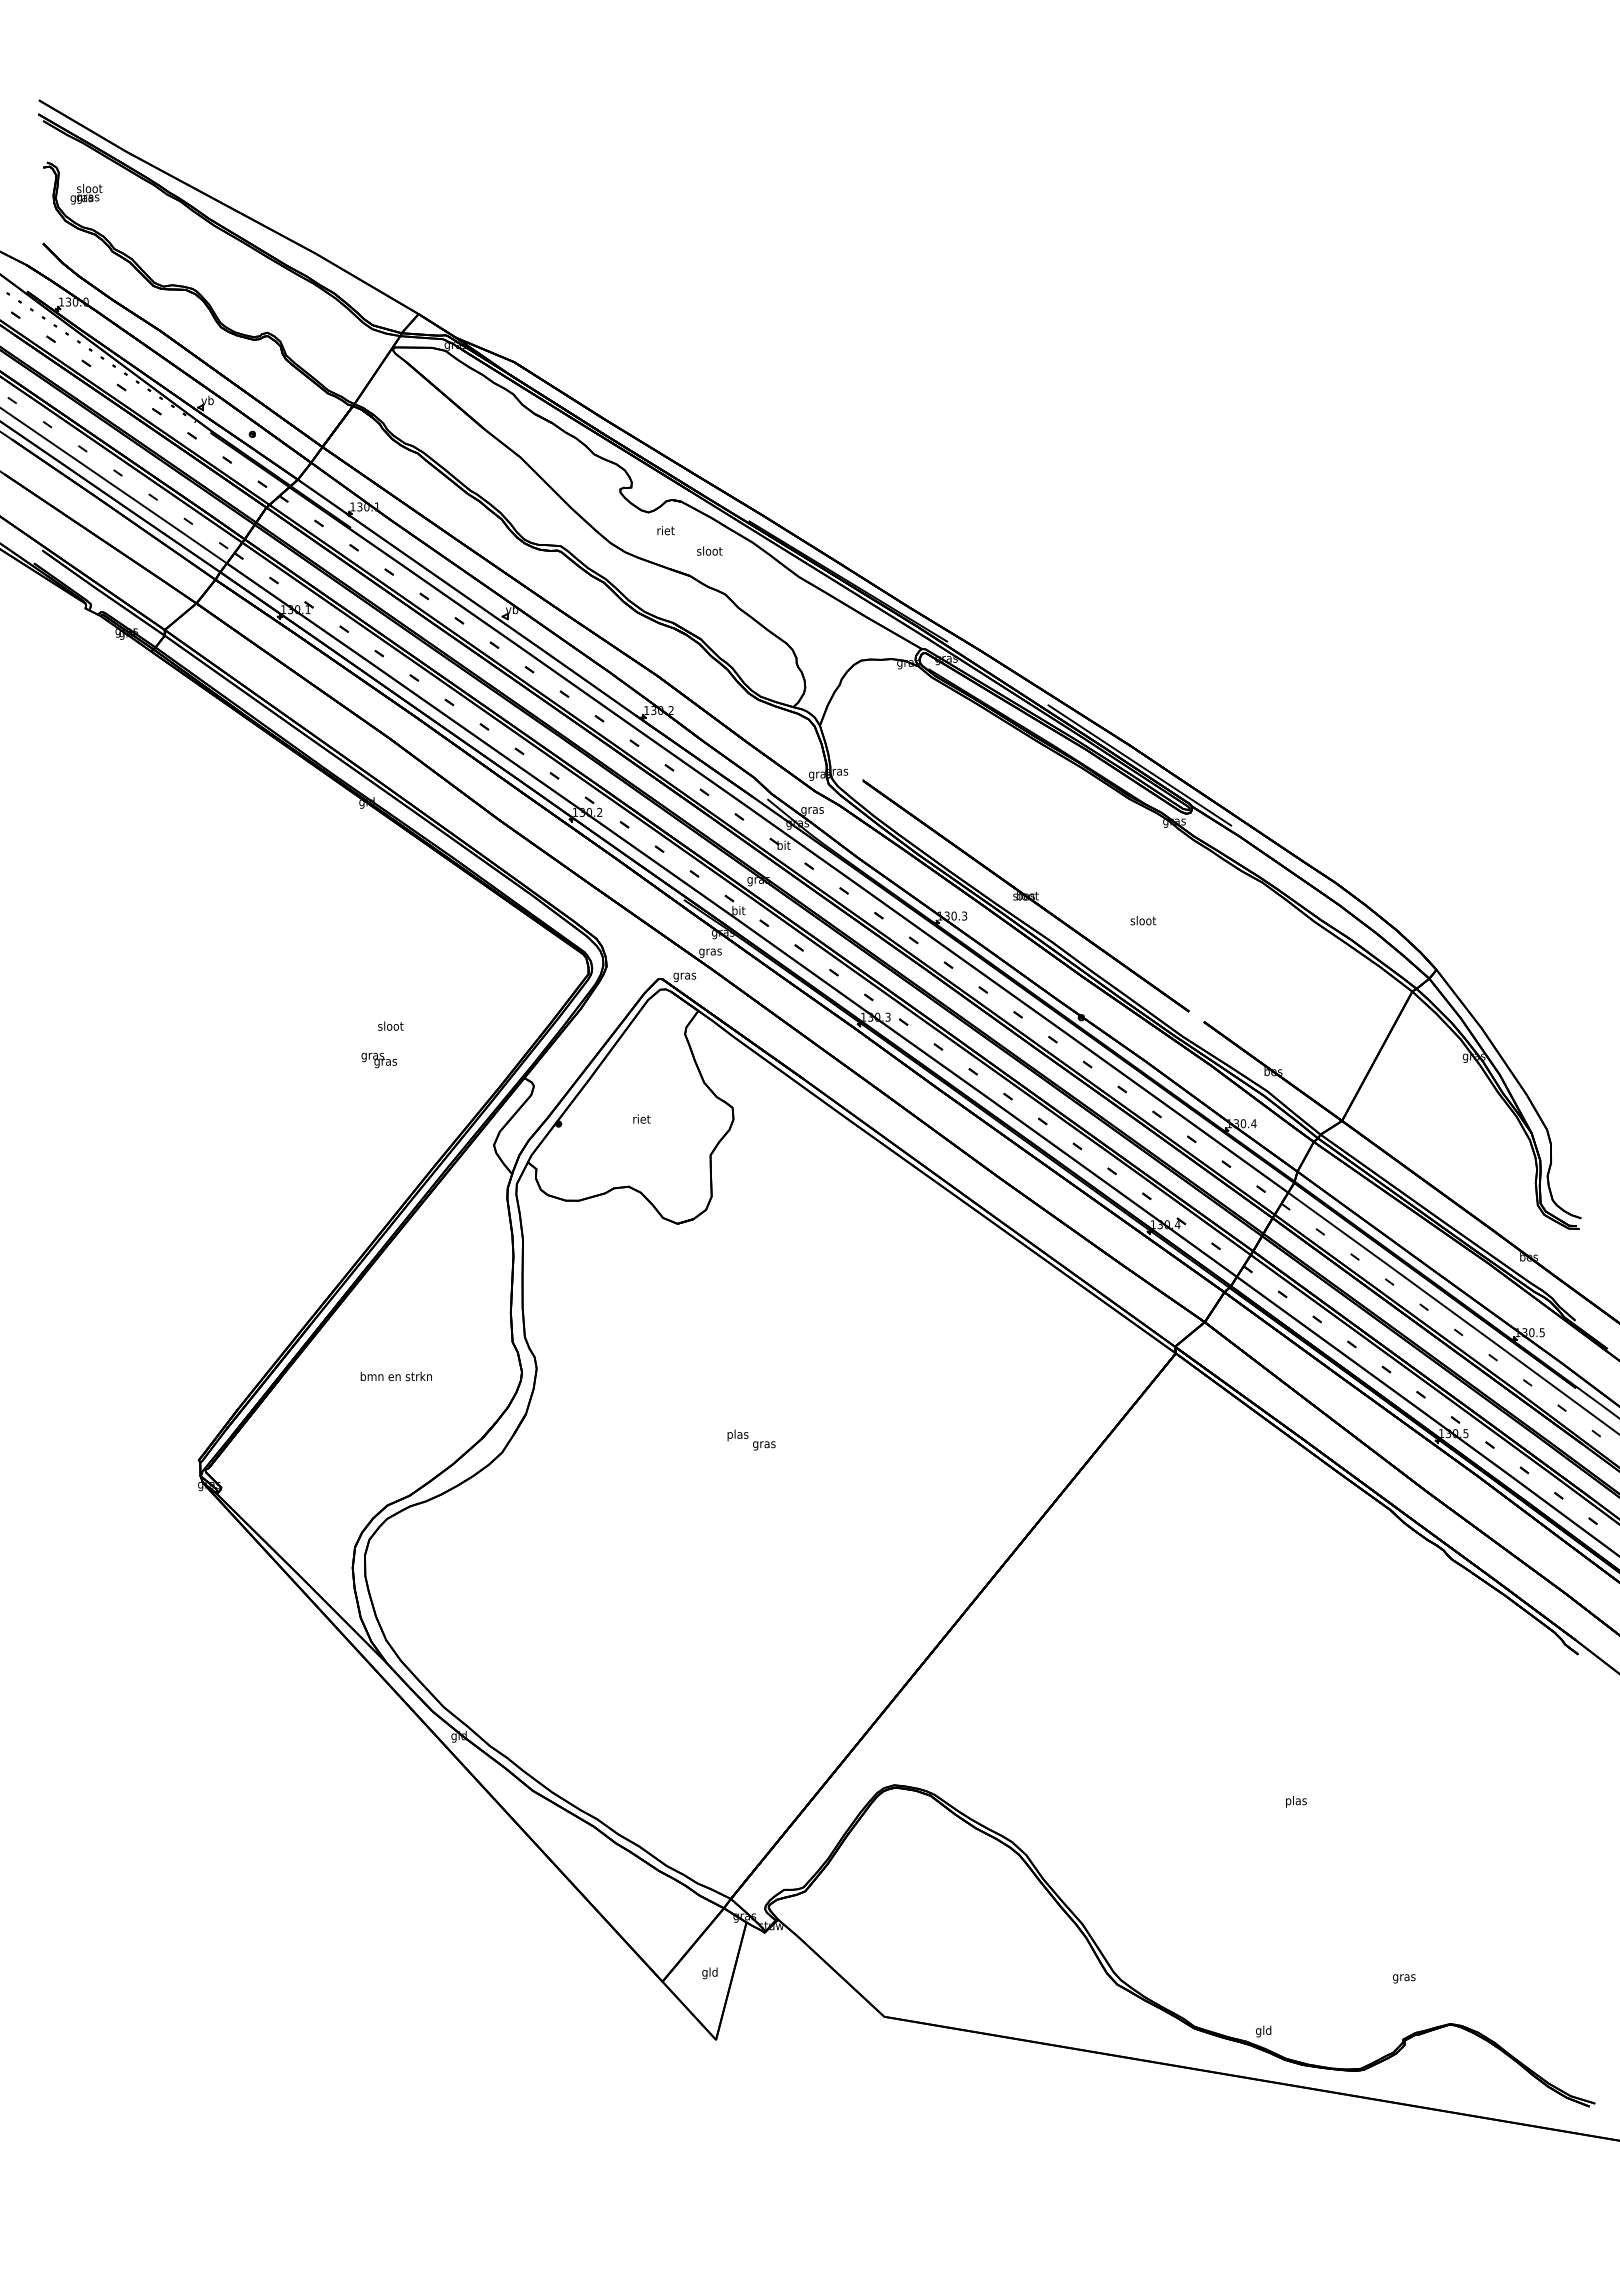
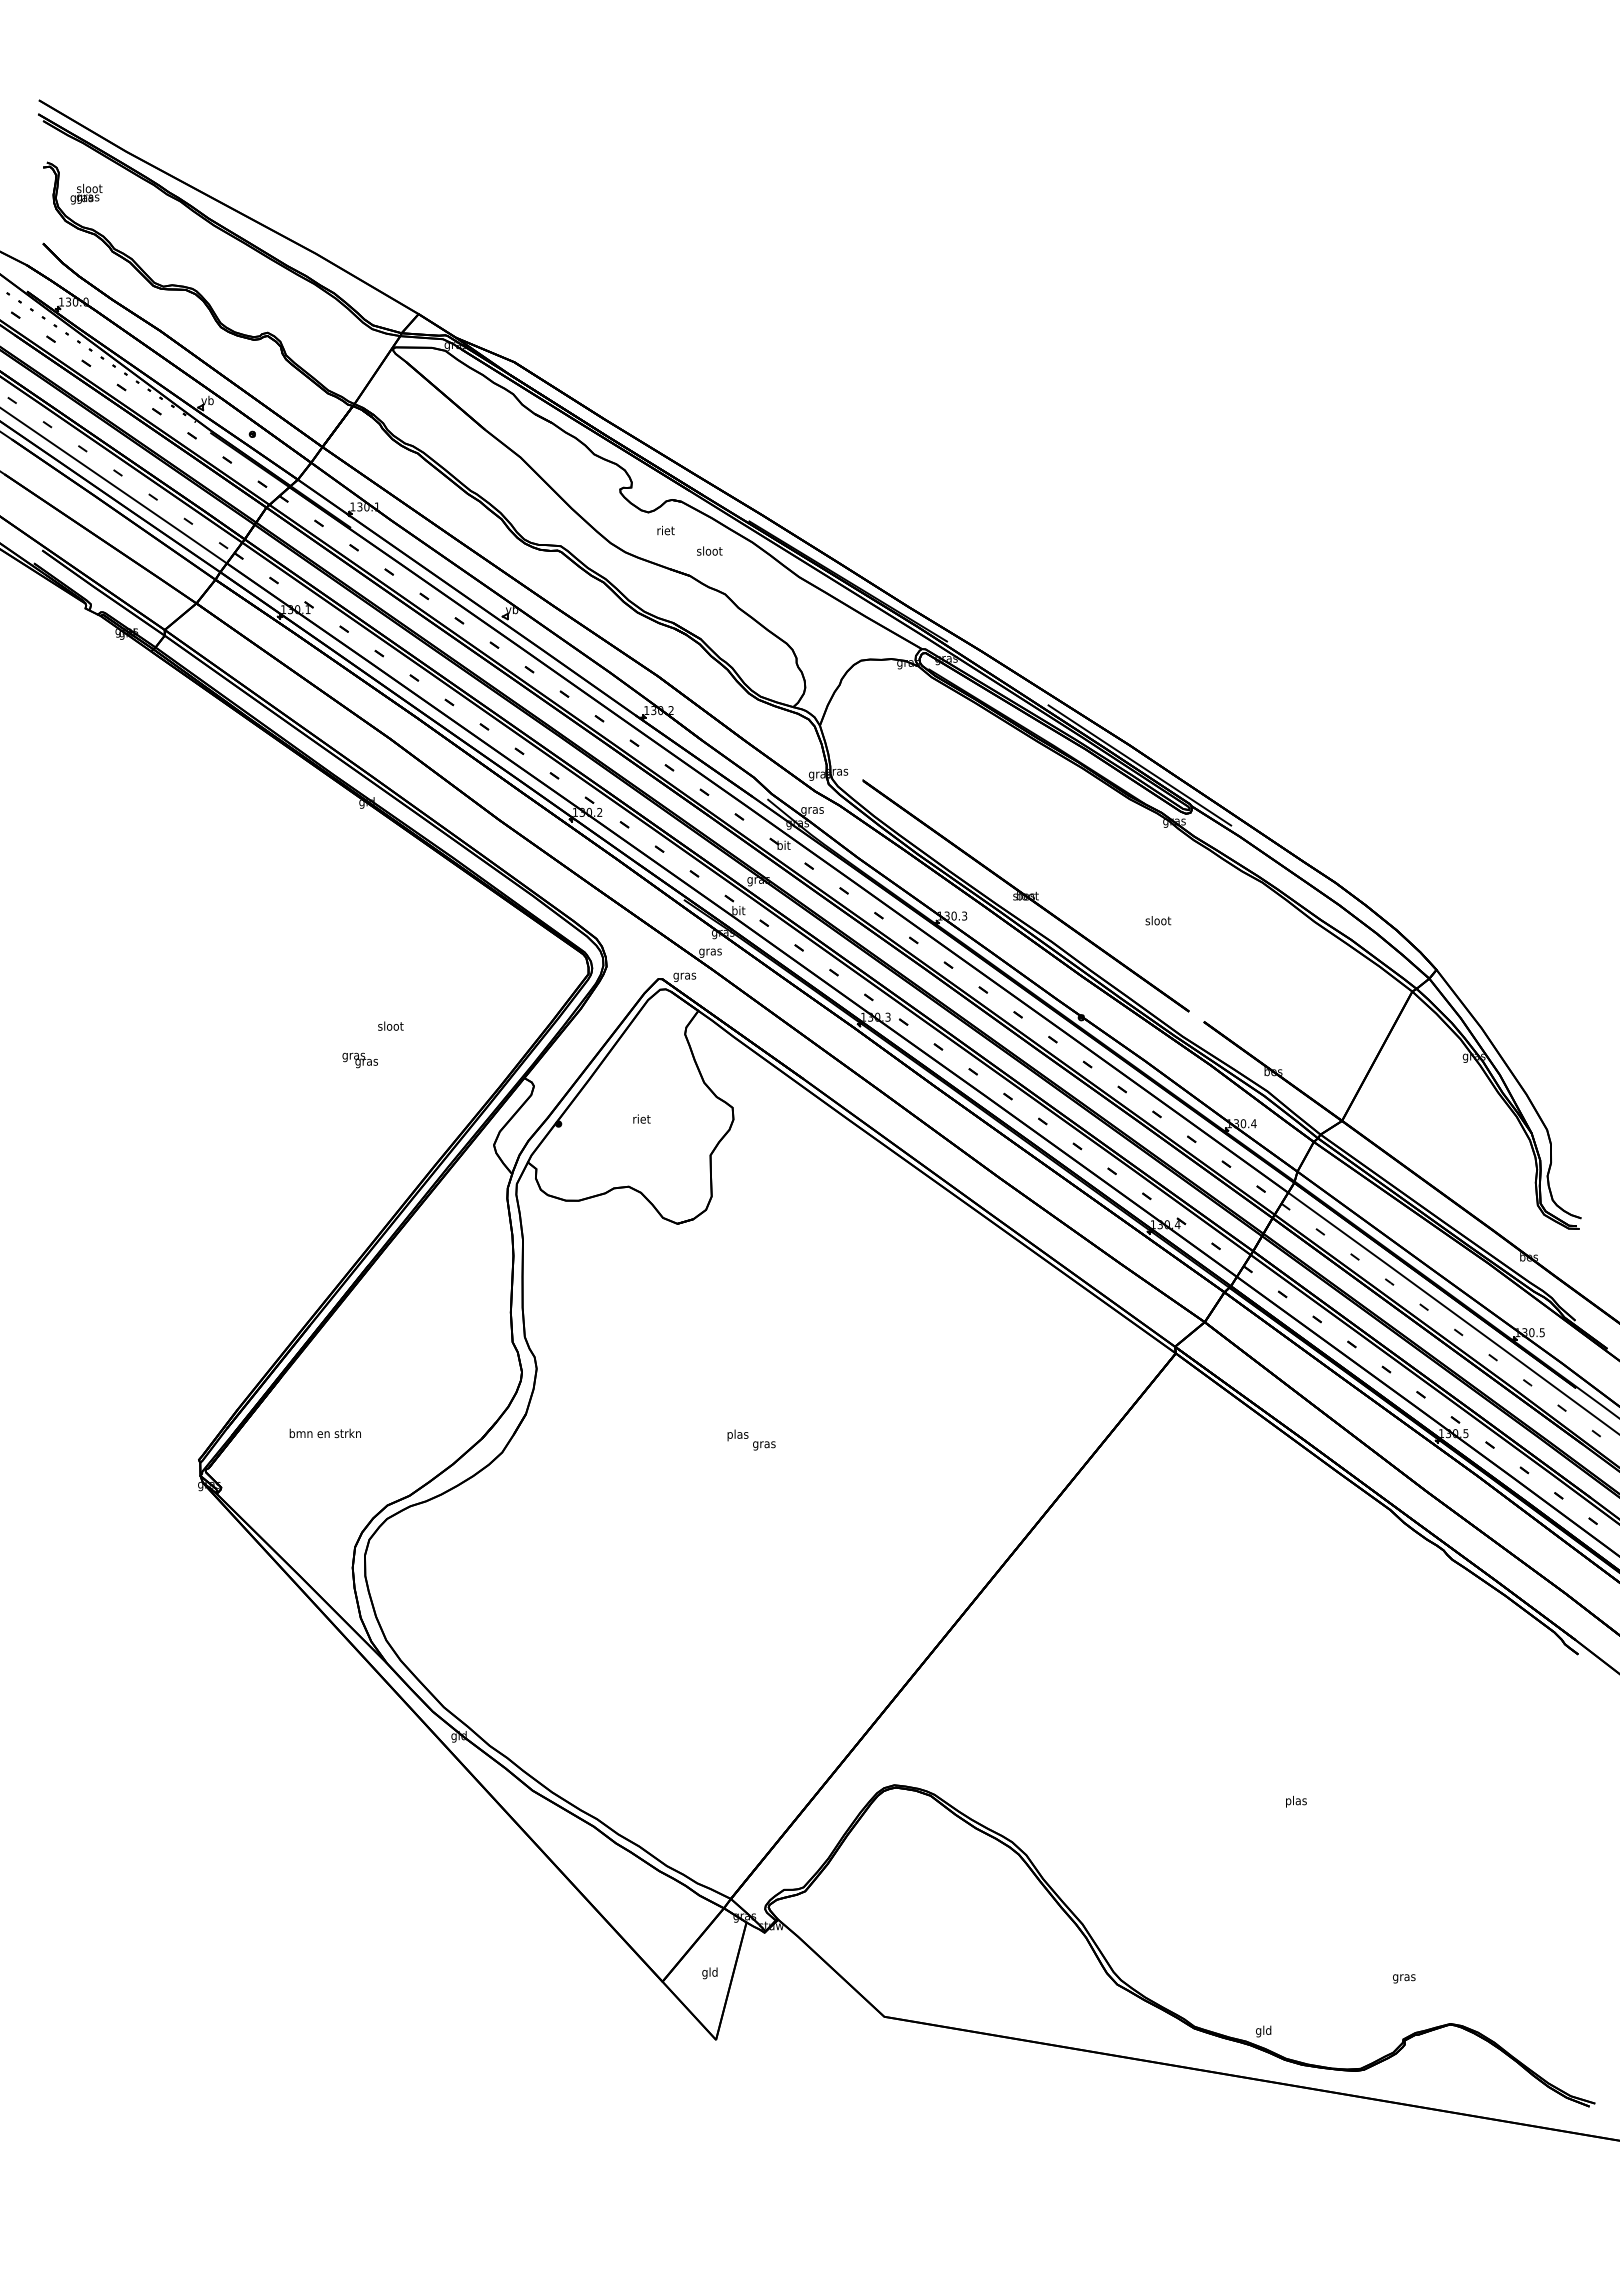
text position: (1143, 920) -> (1158, 920) (1158, 920)
text position: (378, 1060) -> (359, 1060) (359, 1060)
text position: (395, 1376) -> (324, 1433) (324, 1433)
